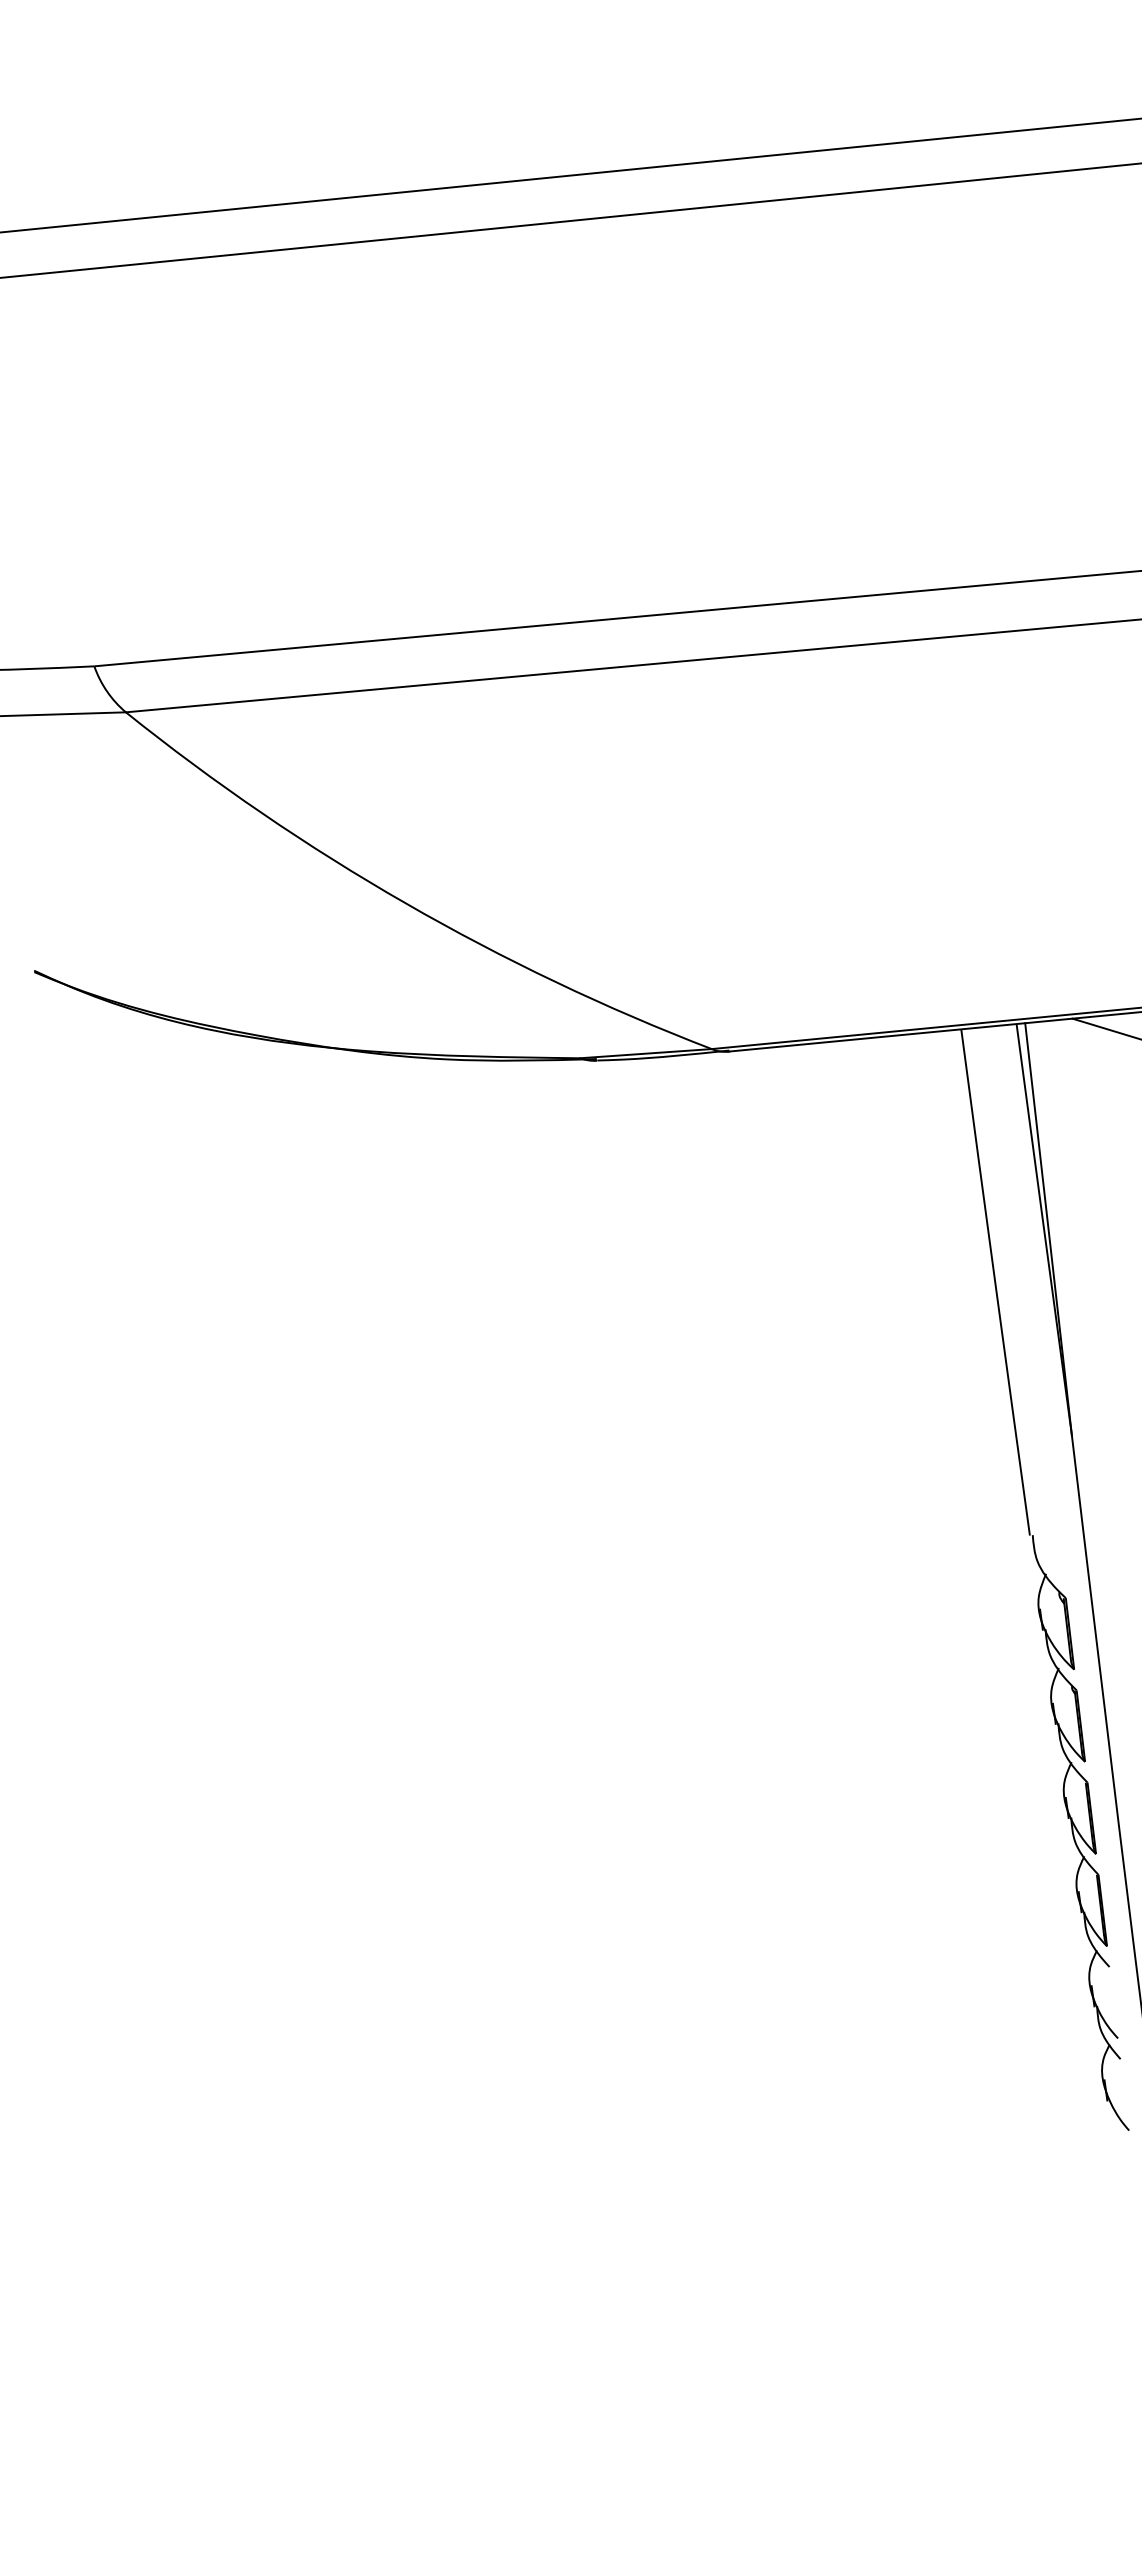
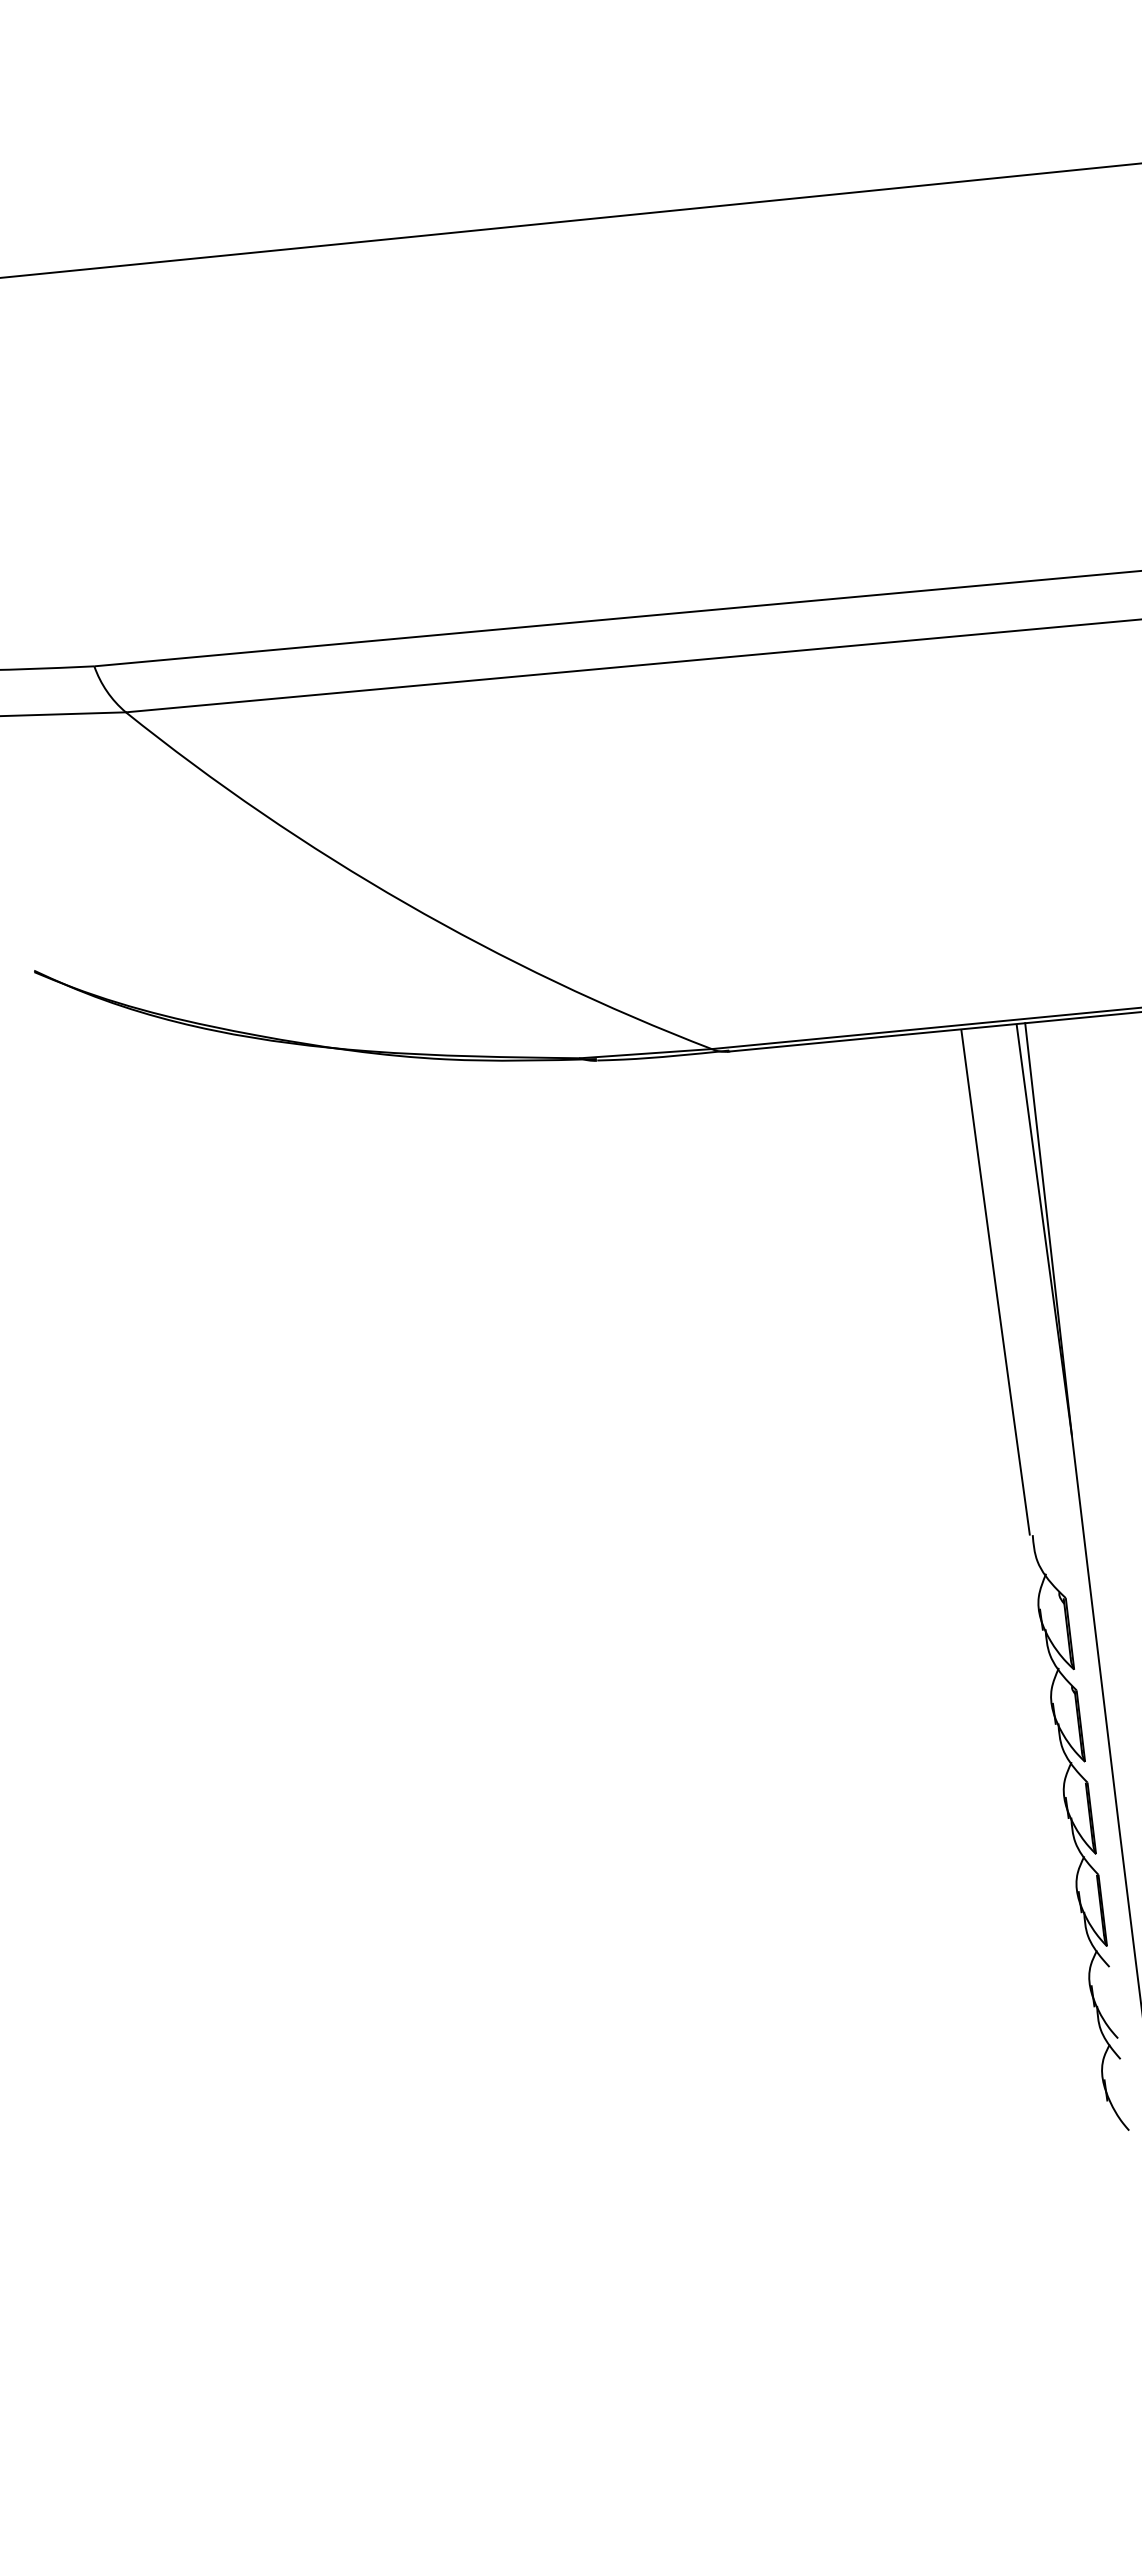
line: present -> none (570, 175)
line: present -> none (1105, 1028)
